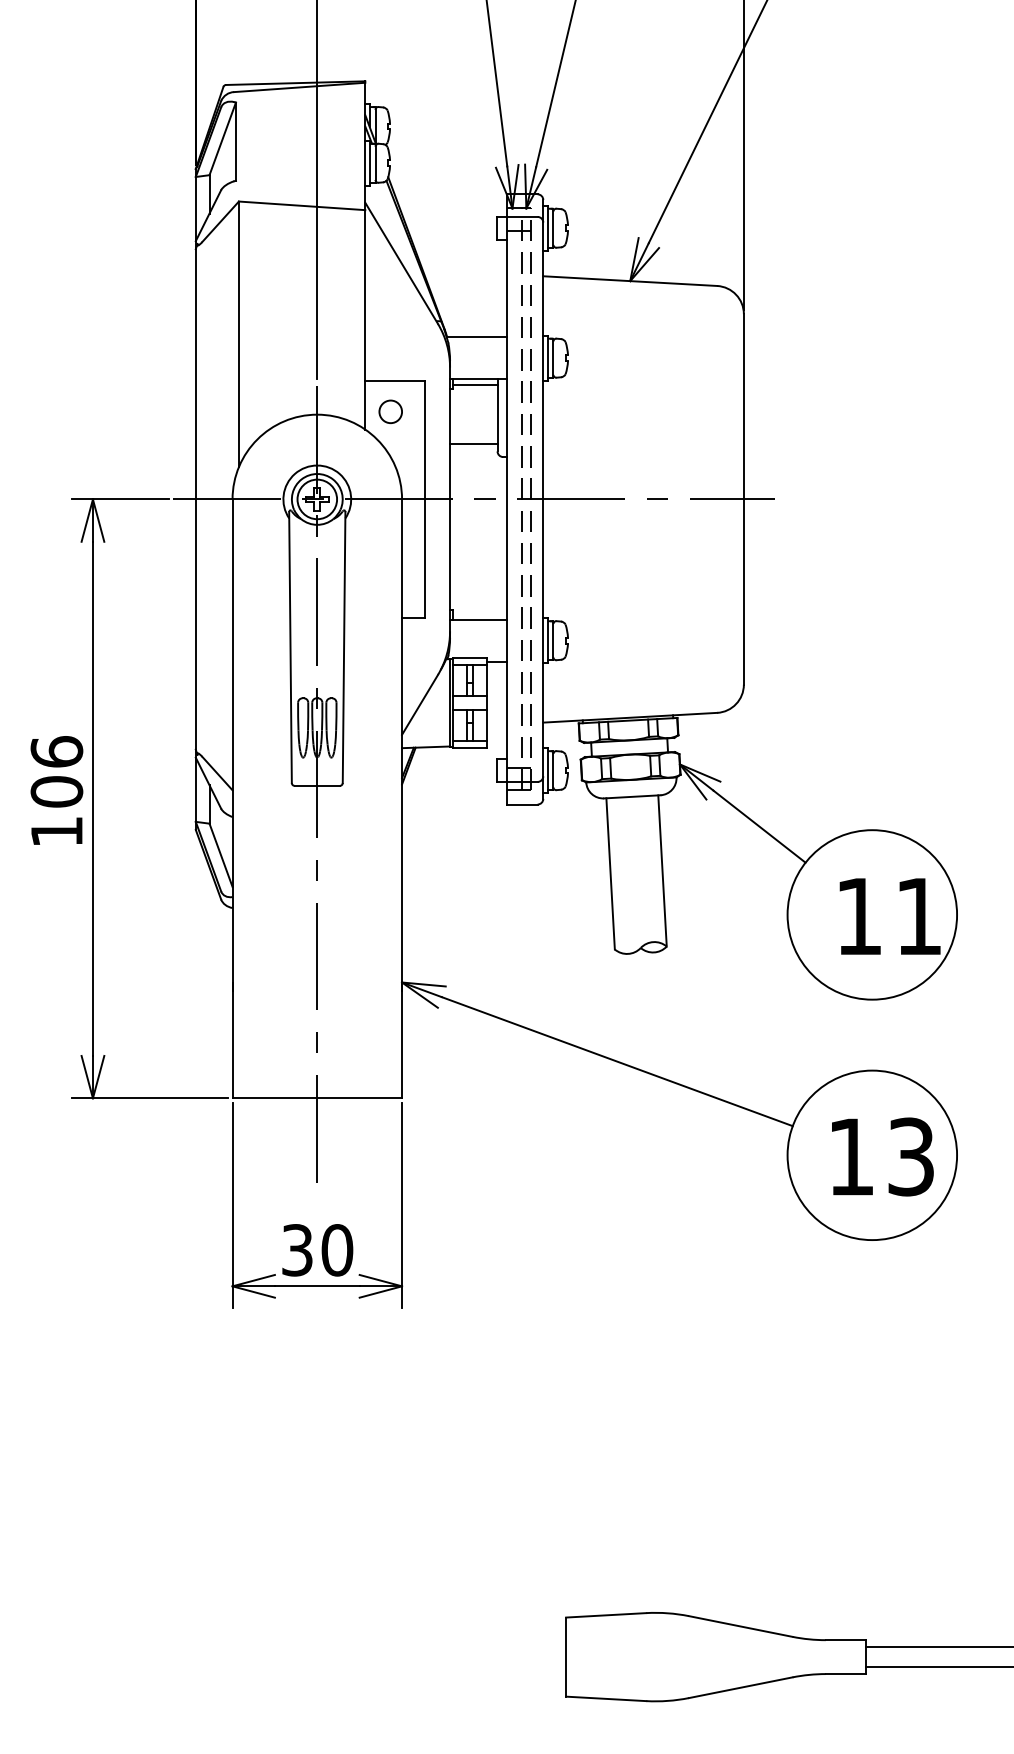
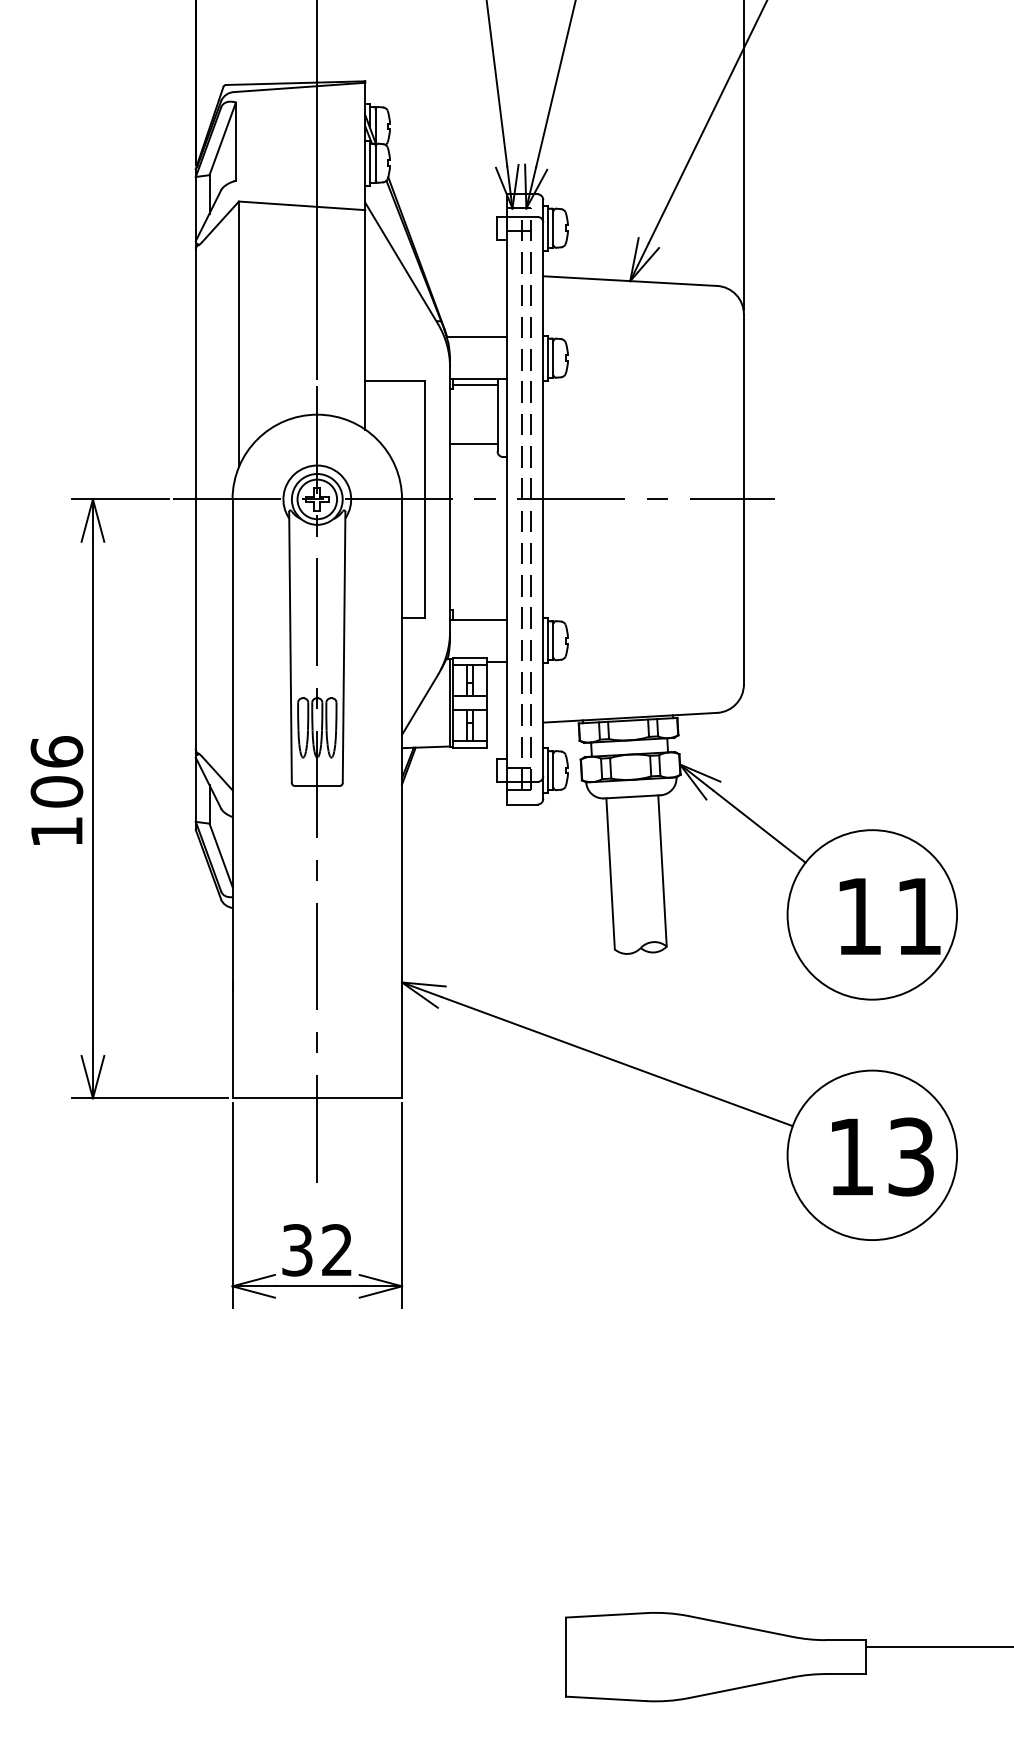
circle: present -> none (390, 411)
text: 30 -> 32 (337, 1250)
line: present -> none (937, 1667)
